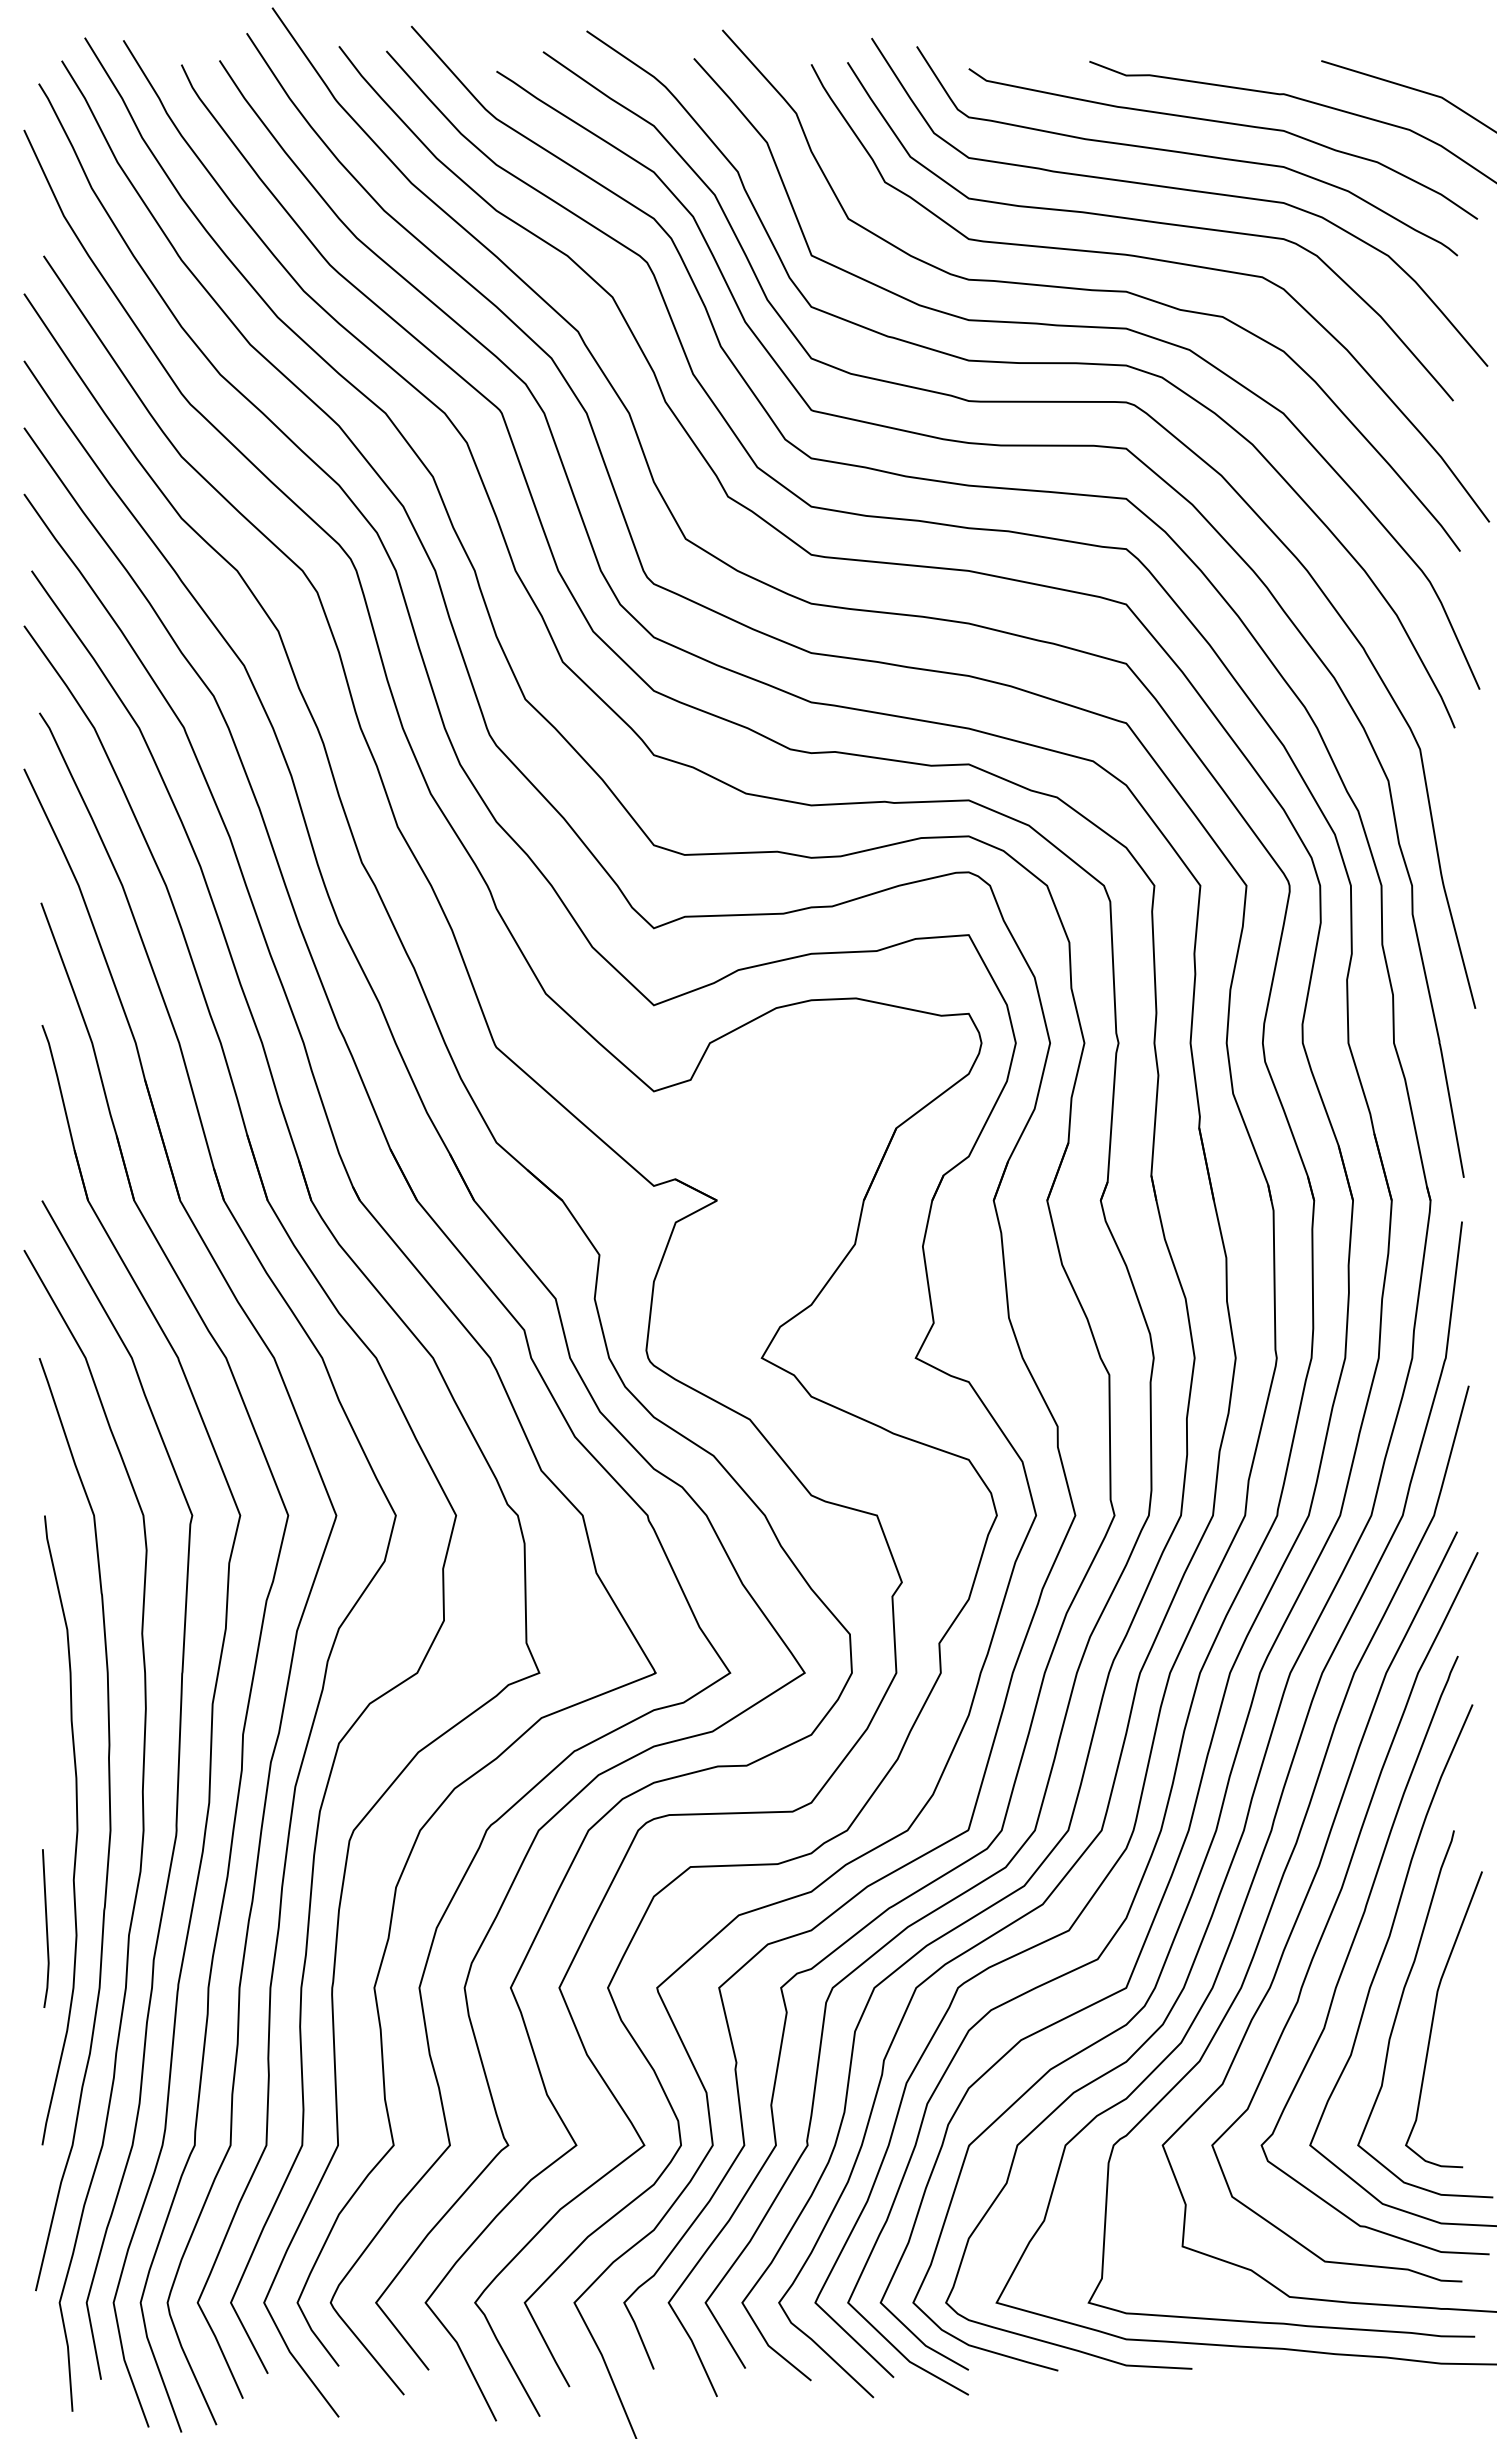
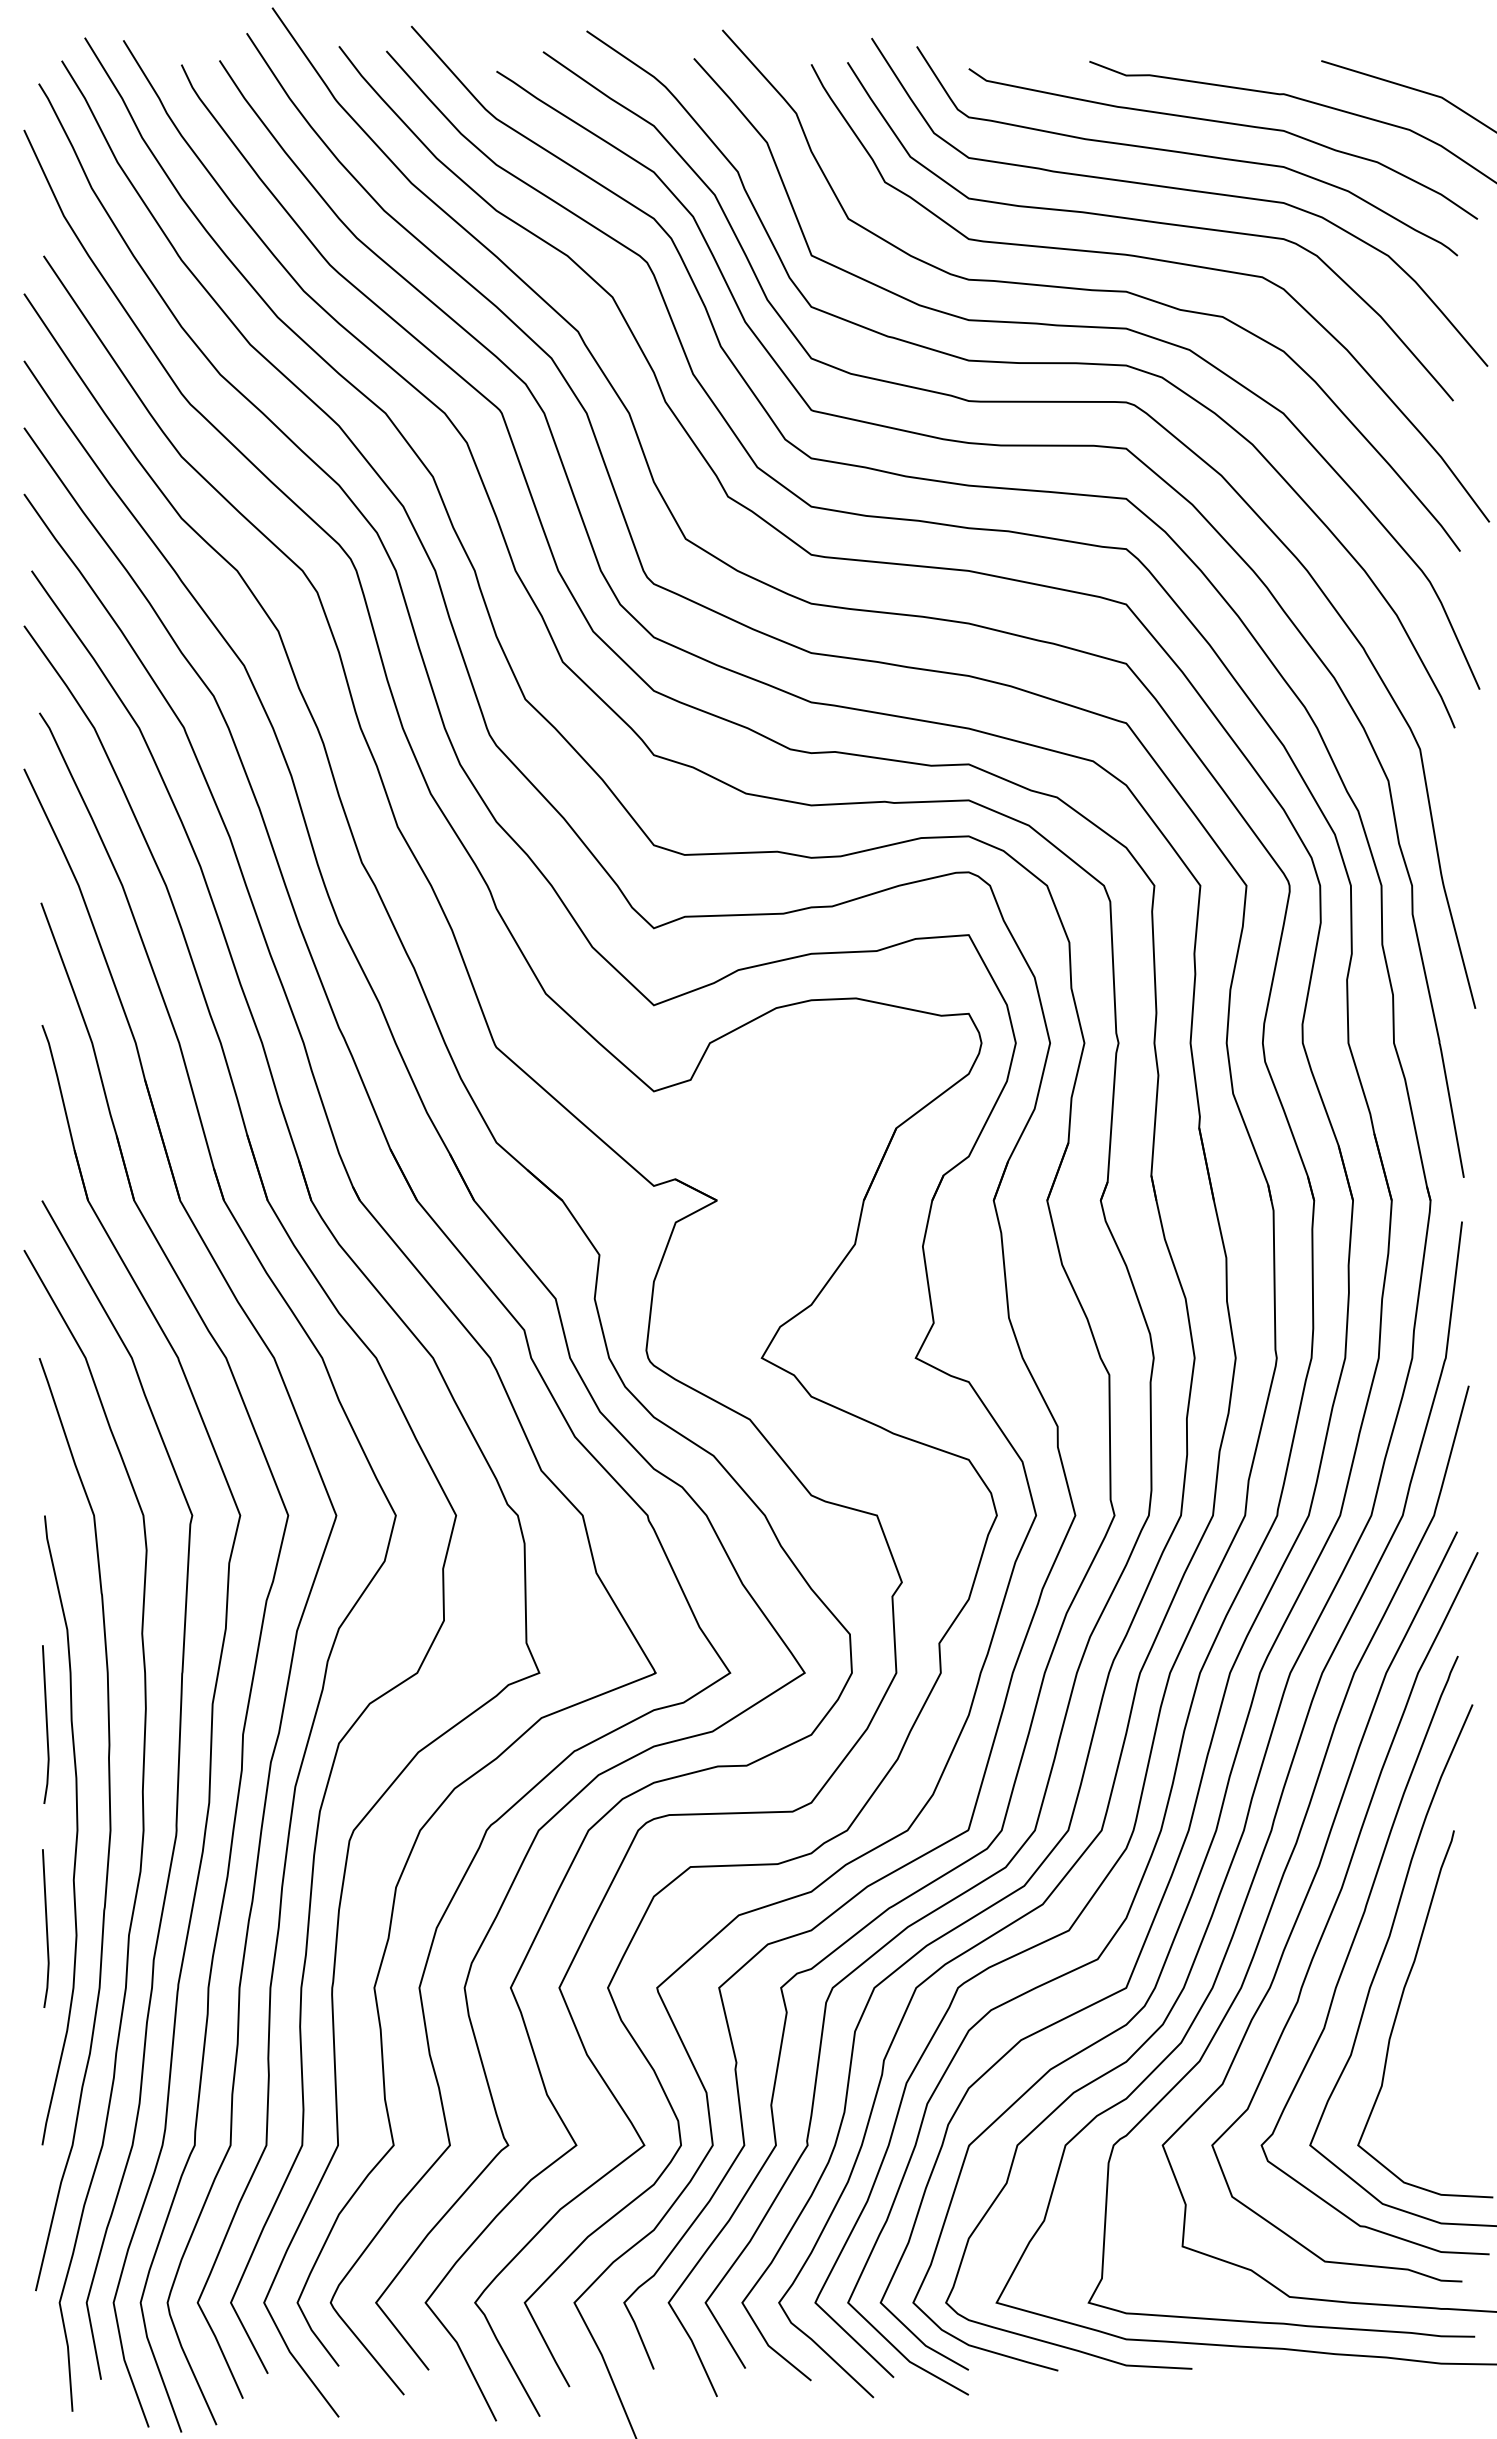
line: none -> present (46, 1724)
curve: present -> none (1434, 2017)
